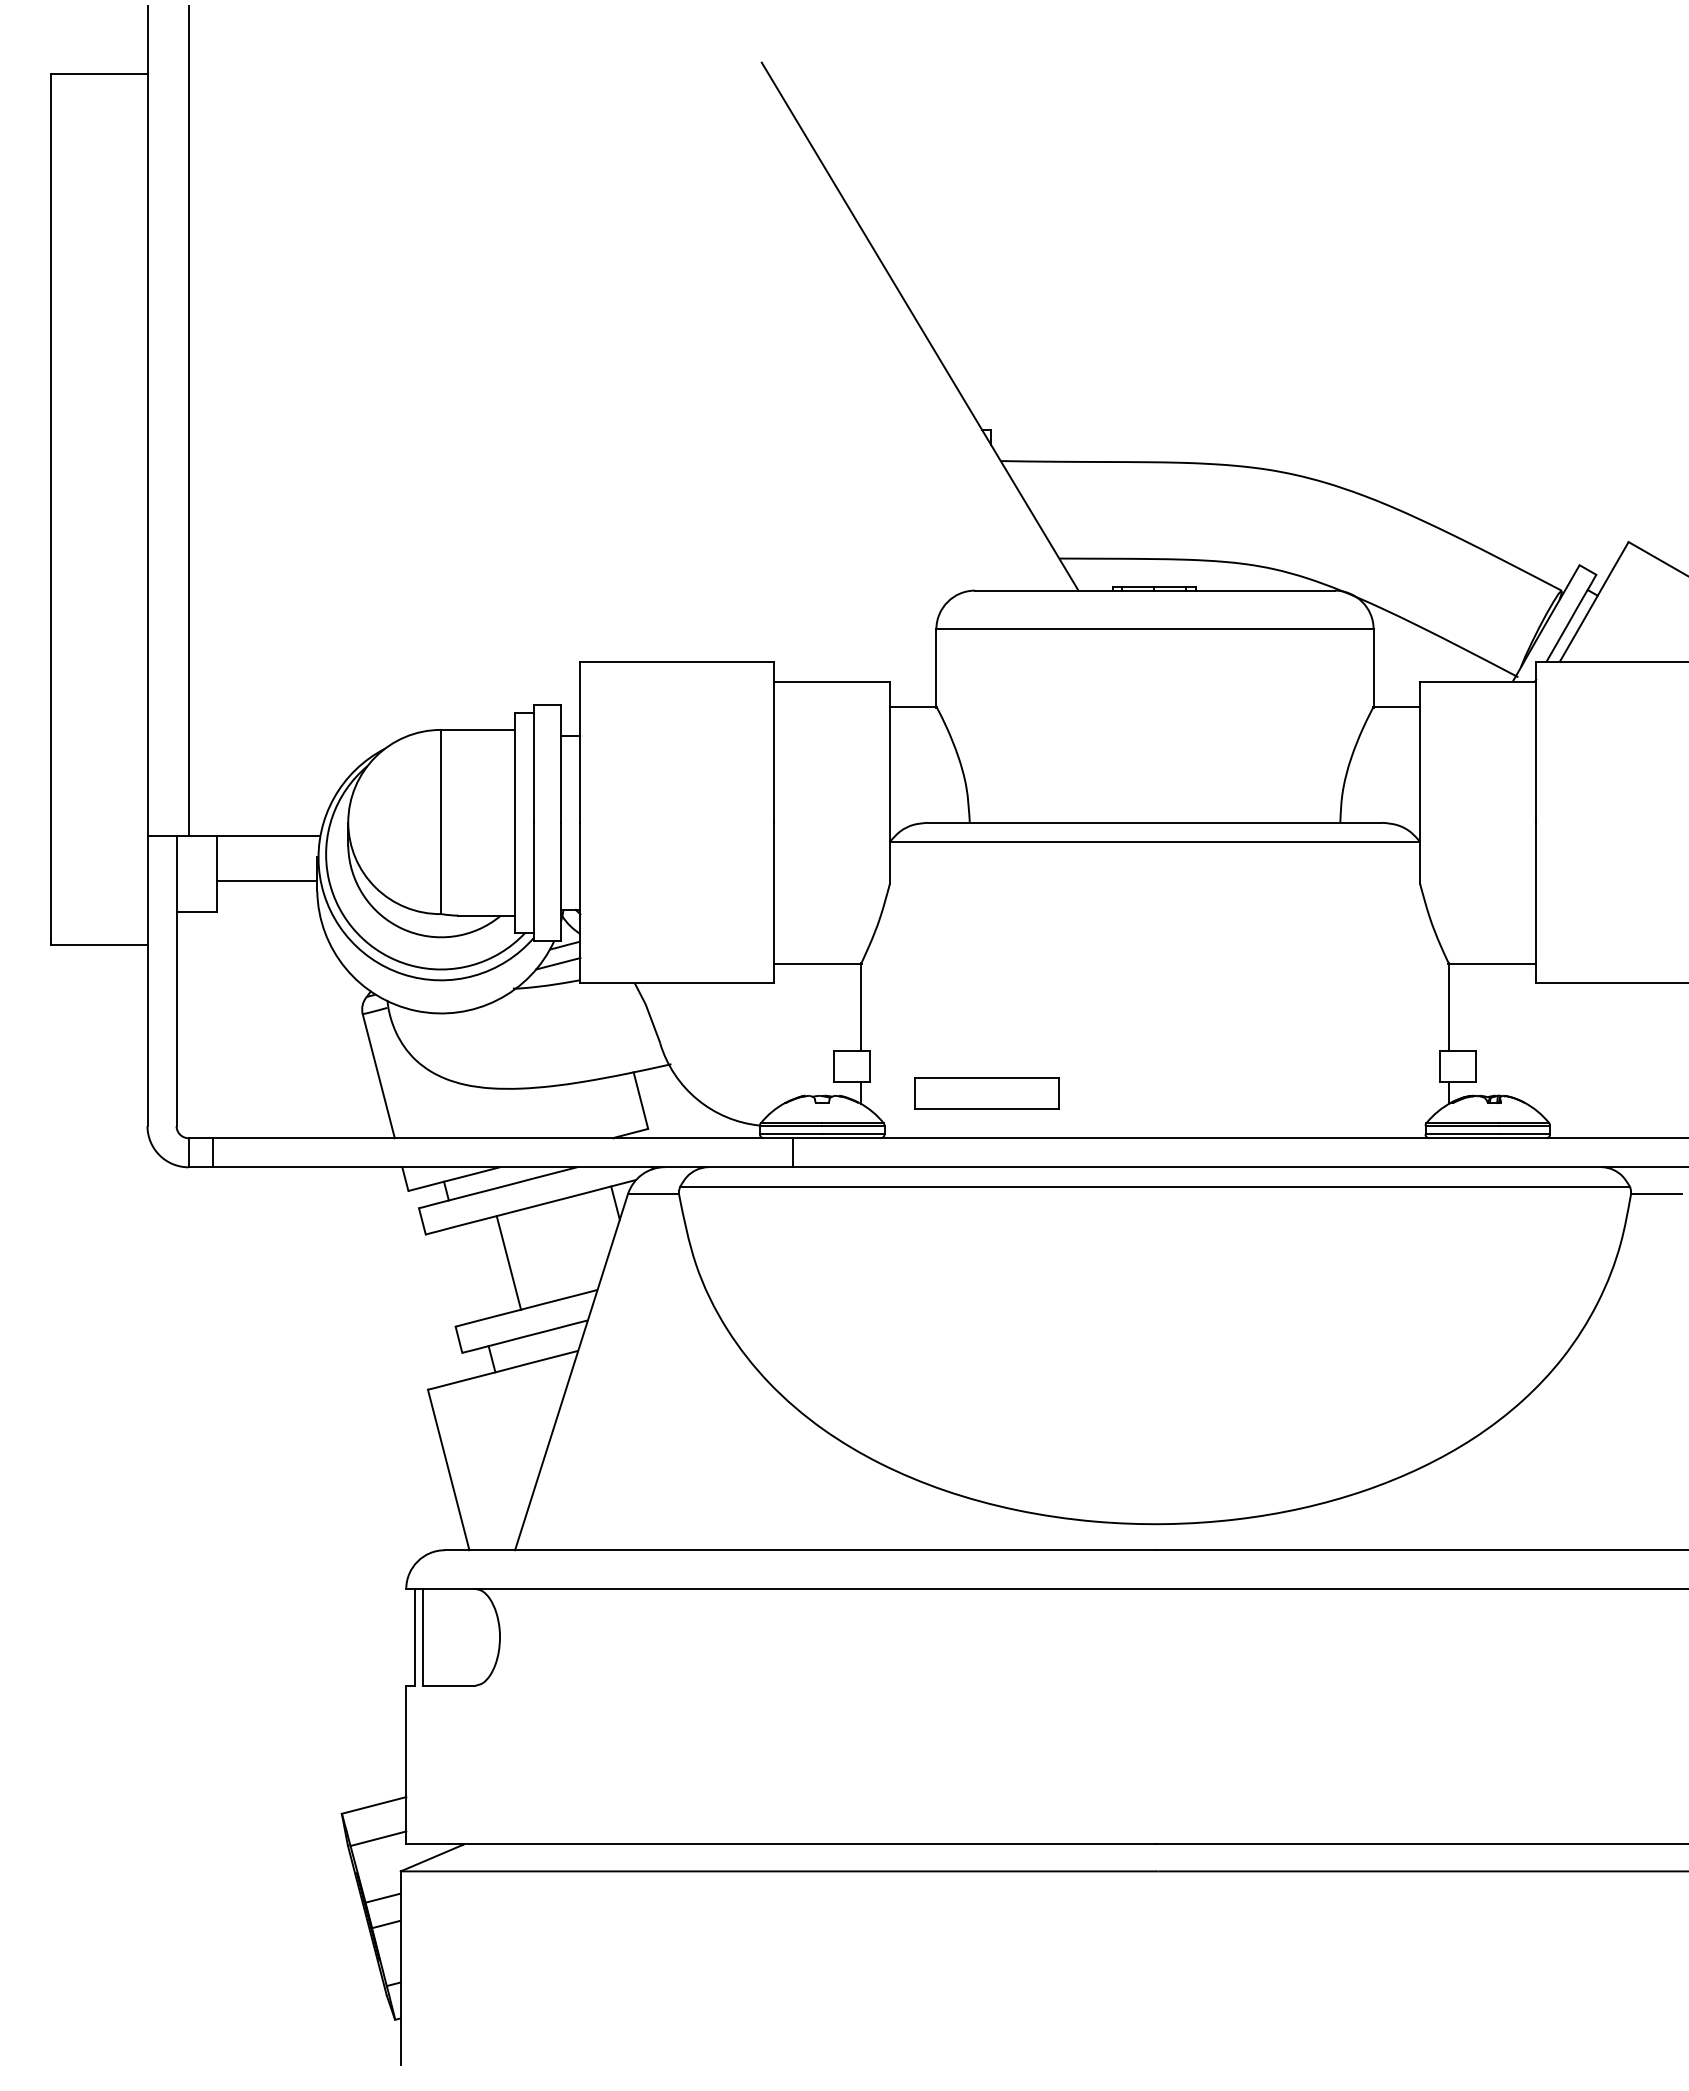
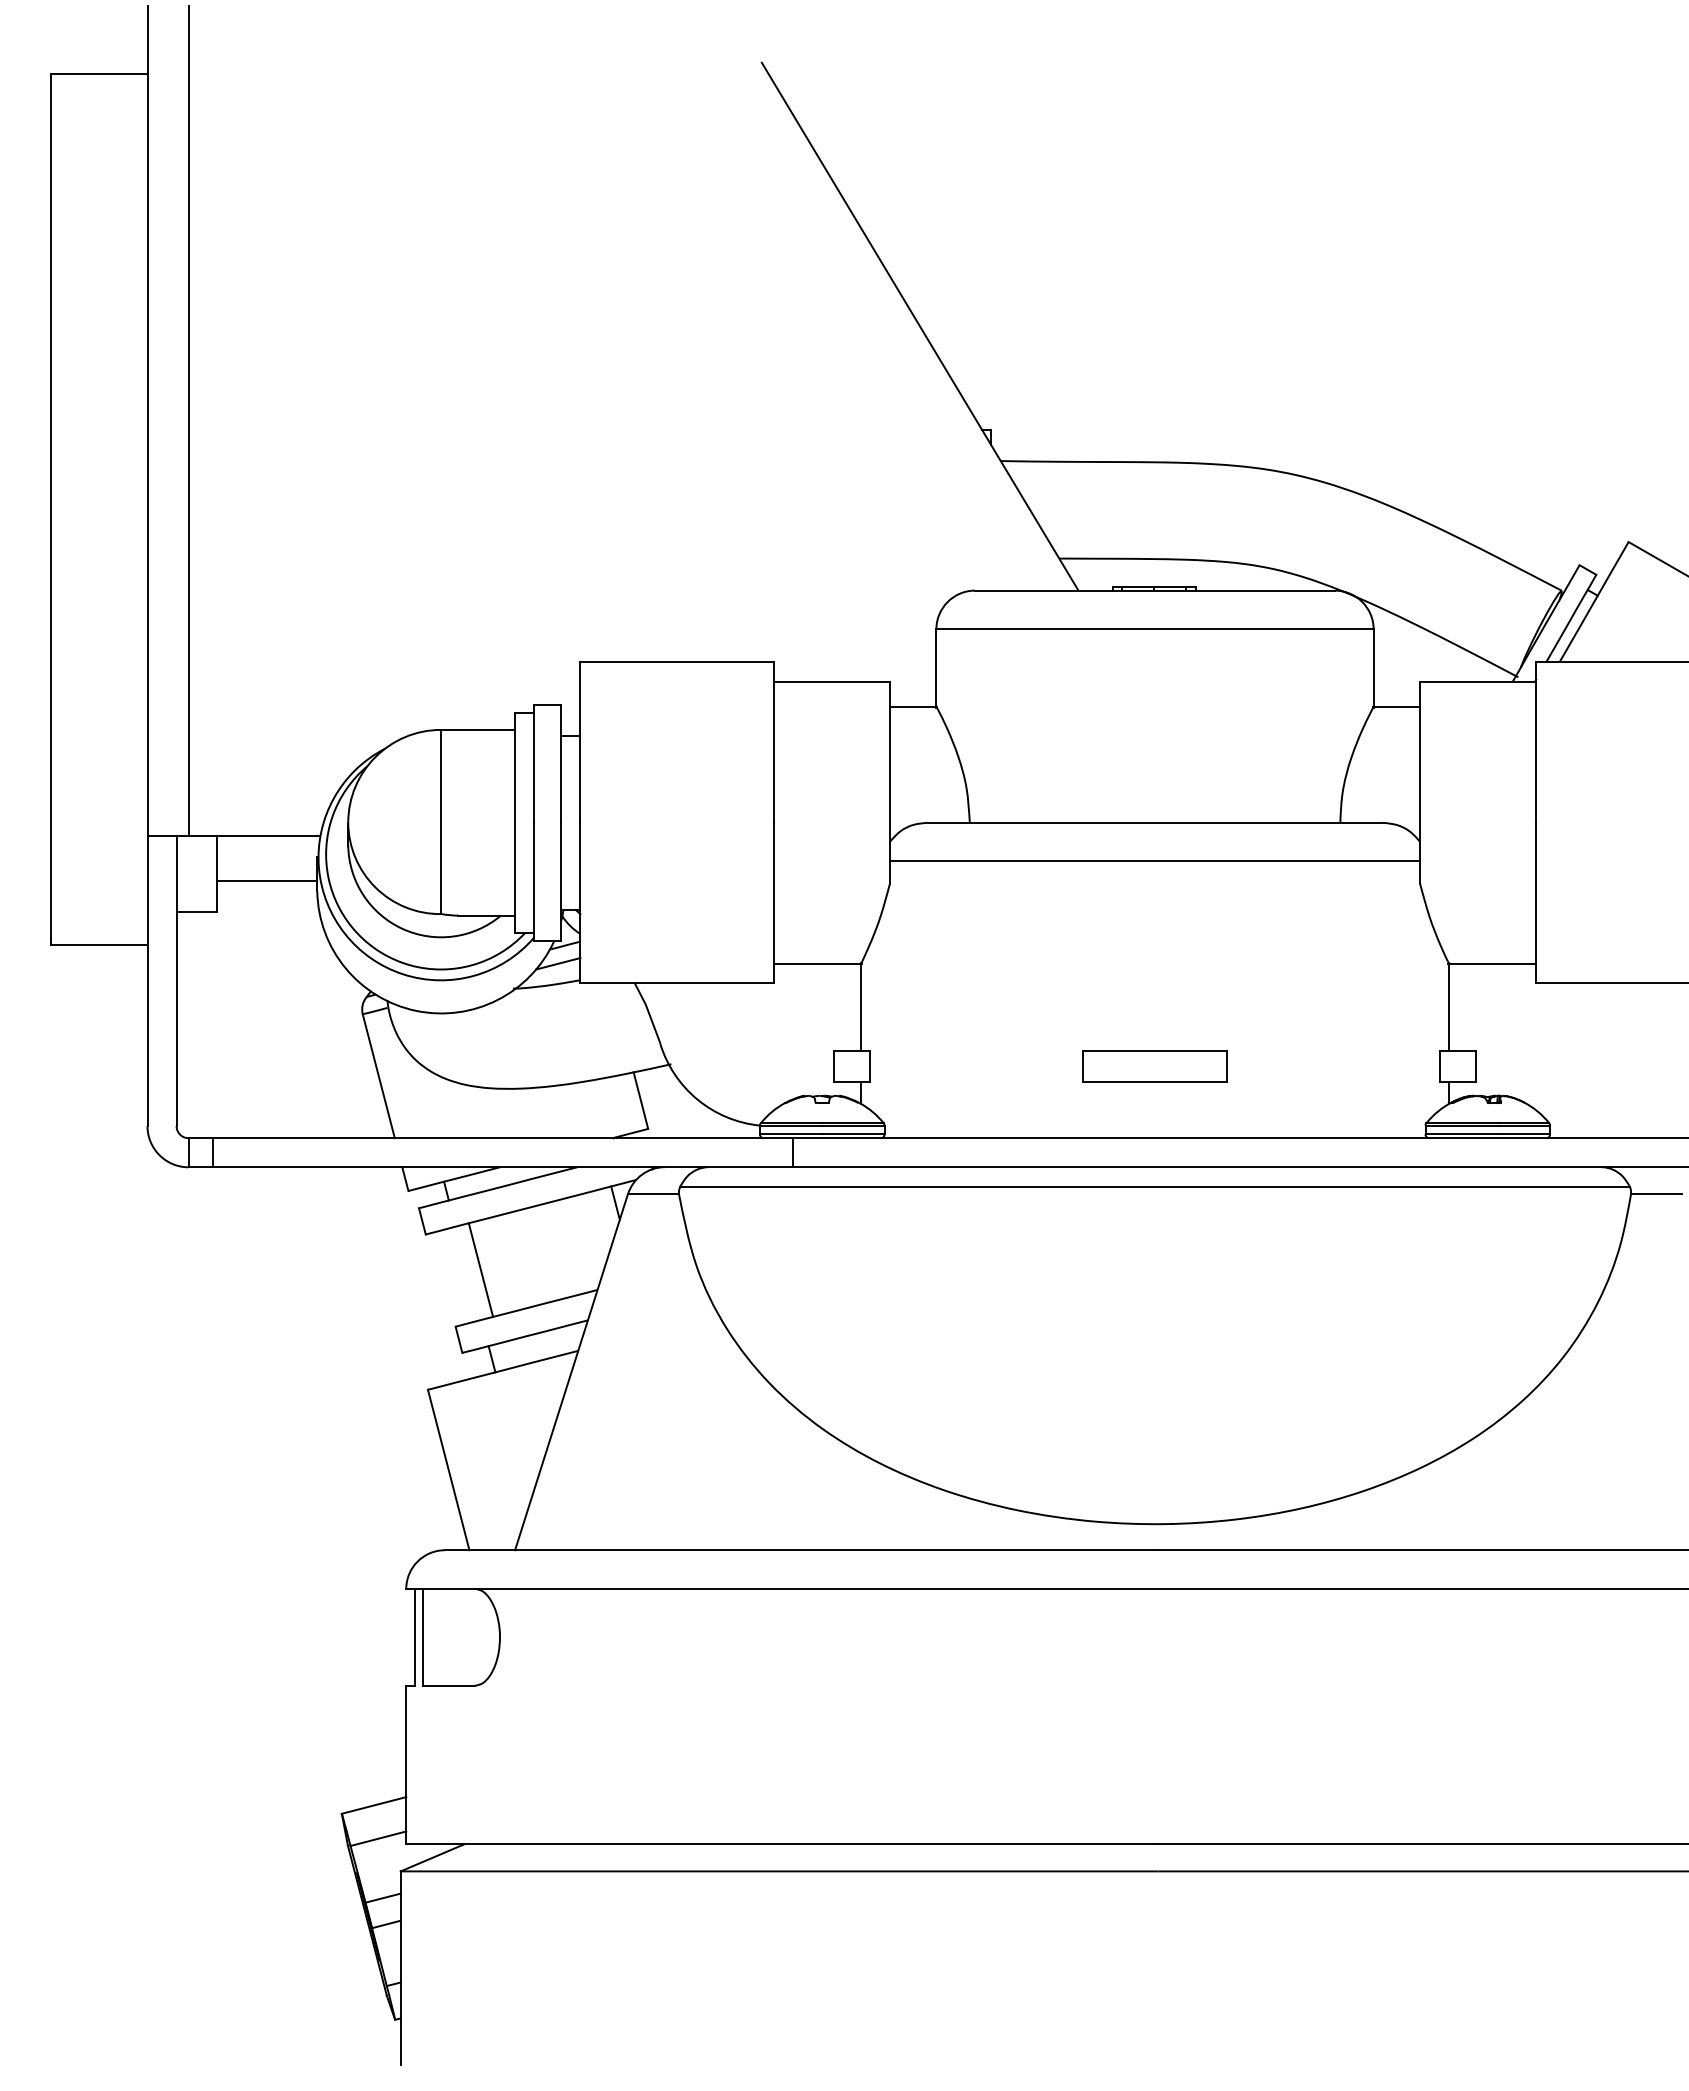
line position: (1154, 842) -> (1154, 861) (1154, 861)
part position: (986, 1093) -> (1154, 1066) (1154, 1066)
line position: (508, 1262) -> (480, 1269) (480, 1269)
